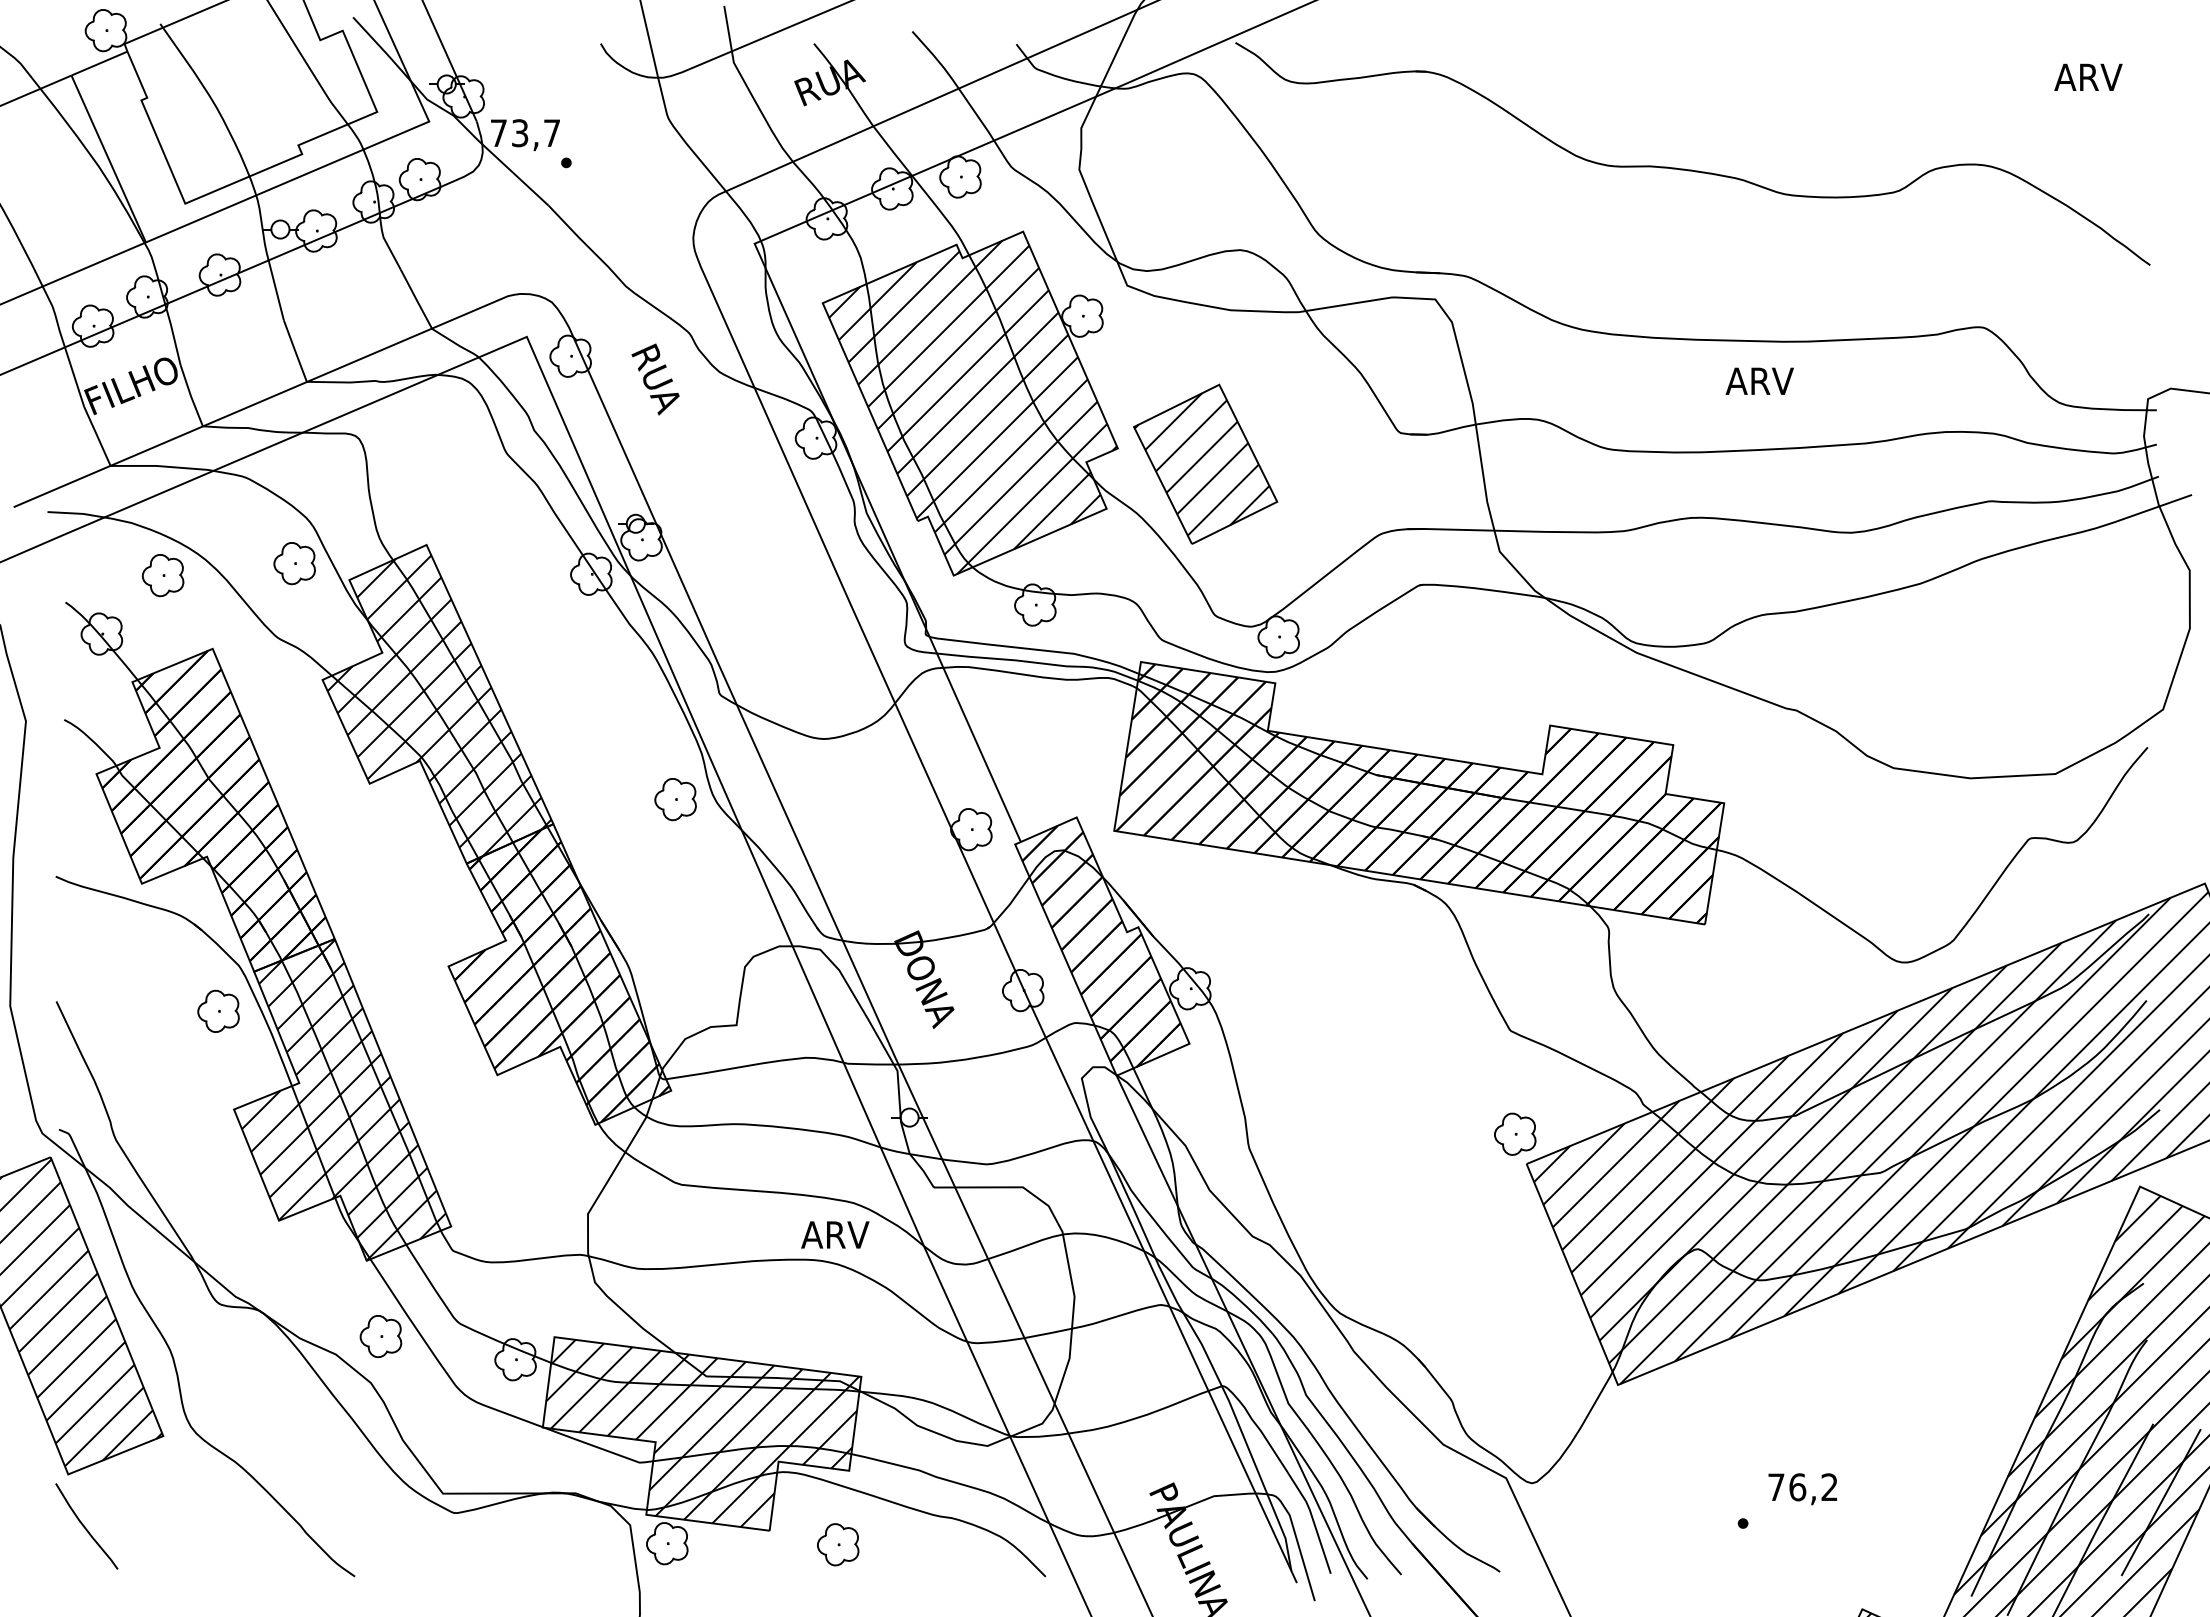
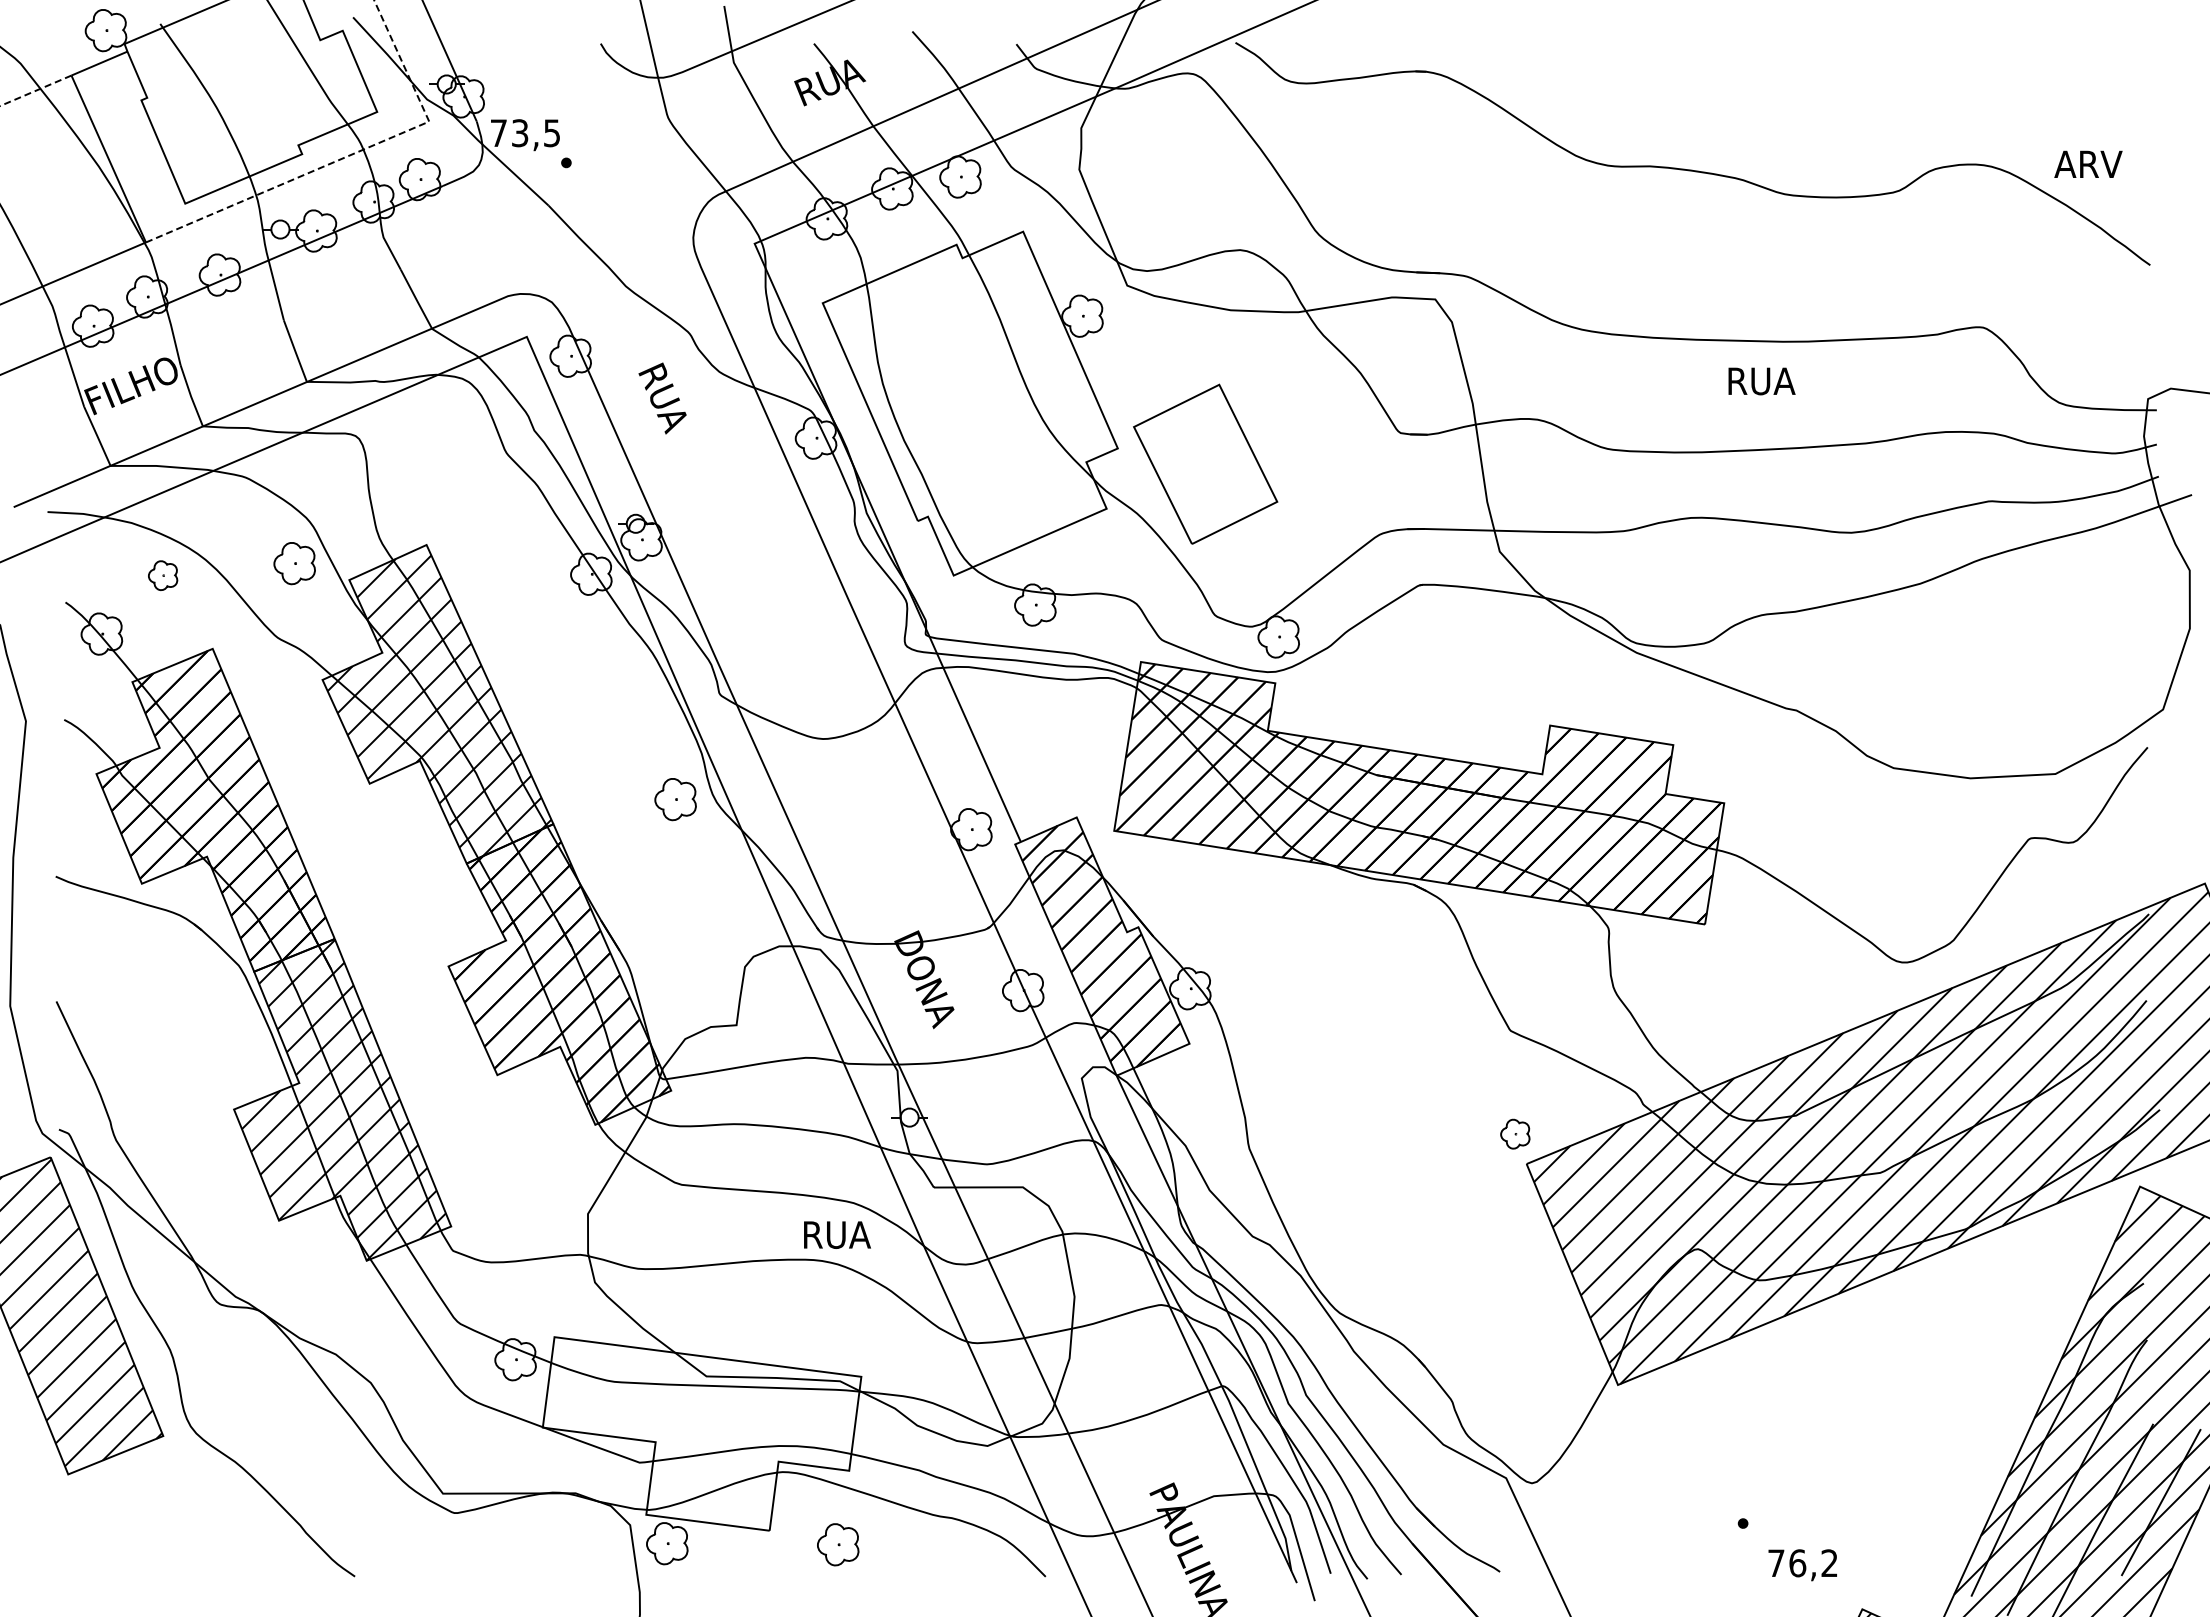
text position: (2088, 76) -> (2088, 163) (2088, 163)
line: solid -> dashed (35, 90)
text: 73,7 -> 73,5 (551, 133)
line: solid -> dashed (349, 155)
text position: (655, 379) -> (662, 398) (662, 398)
text: ARV -> RUA (1760, 381)
hatch: present -> none (972, 407)
hatch: present -> none (1201, 464)
part size: 44x44 px -> 31x31 px (163, 575)
part: present -> none (218, 1010)
part size: 43x44 px -> 31x32 px (1515, 1133)
text: ARV -> RUA (835, 1234)
part: present -> none (380, 1336)
hatch: present -> none (702, 1434)
text position: (1802, 1489) -> (1802, 1565) (1802, 1565)
curve: present -> none (85, 1526)
